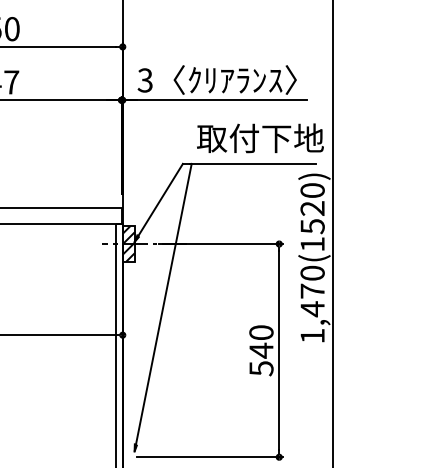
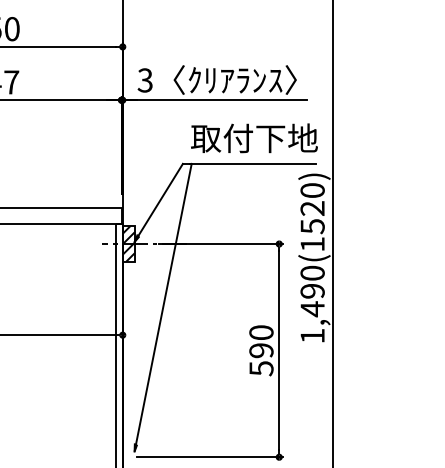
text position: (260, 138) -> (254, 138) (254, 138)
text: 1,470(1520) -> 1,490(1520) (312, 290)
text: 540 -> 590 (261, 350)
